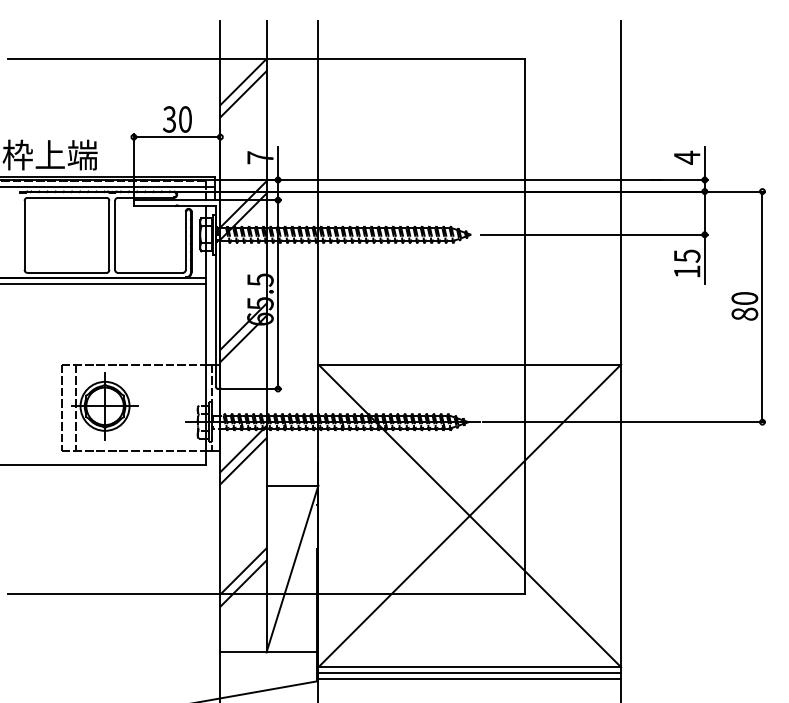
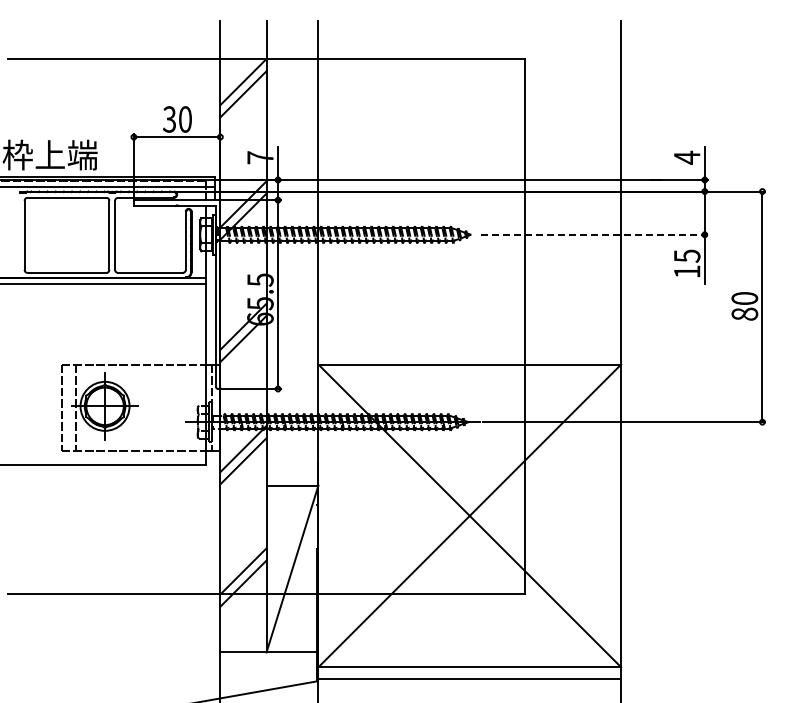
line: solid -> dashed (594, 234)
line: present -> none (469, 673)
